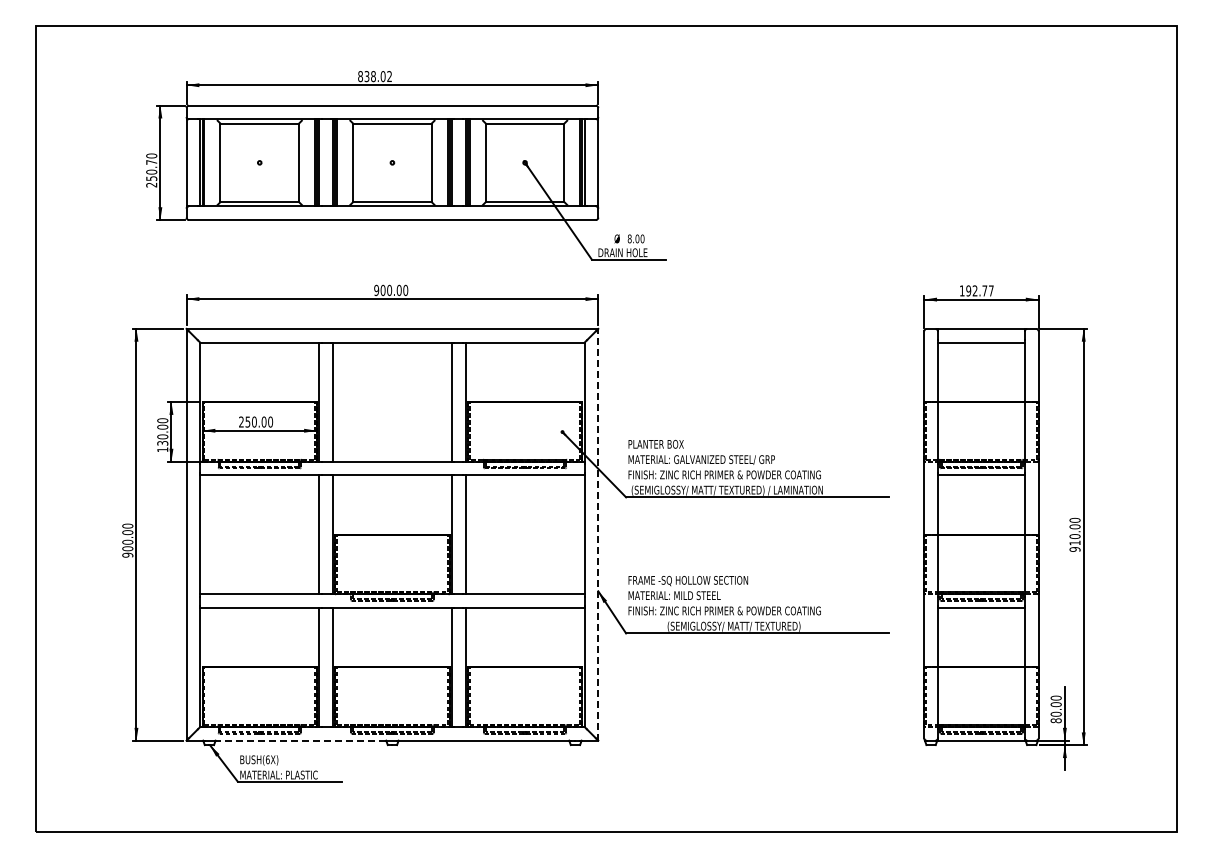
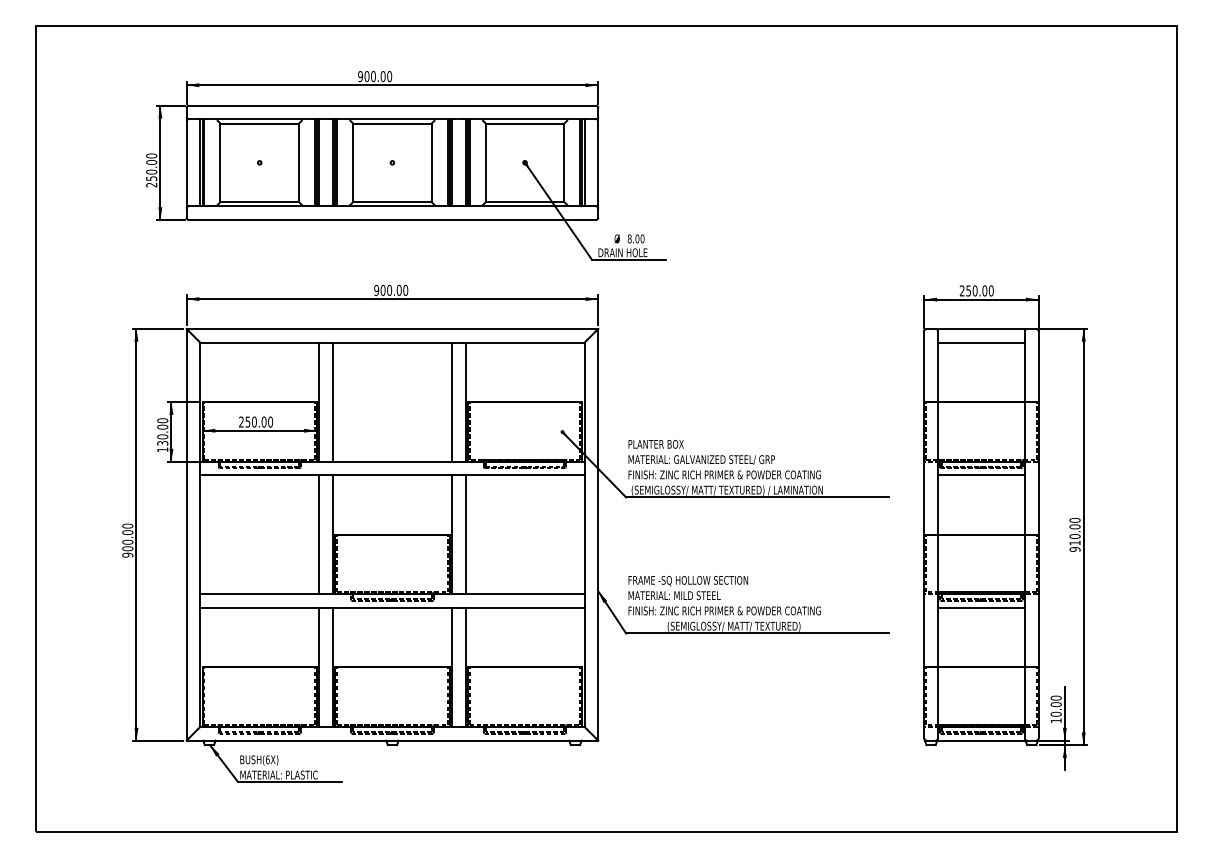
text: 838.02 -> 900.00 (375, 76)
text: 250.70 -> 250.00 (151, 162)
text: 192.77 -> 250.00 (976, 290)
line: dashed -> solid (598, 534)
text: 80.00 -> 10.00 (1055, 720)
line: dashed -> solid (301, 740)
